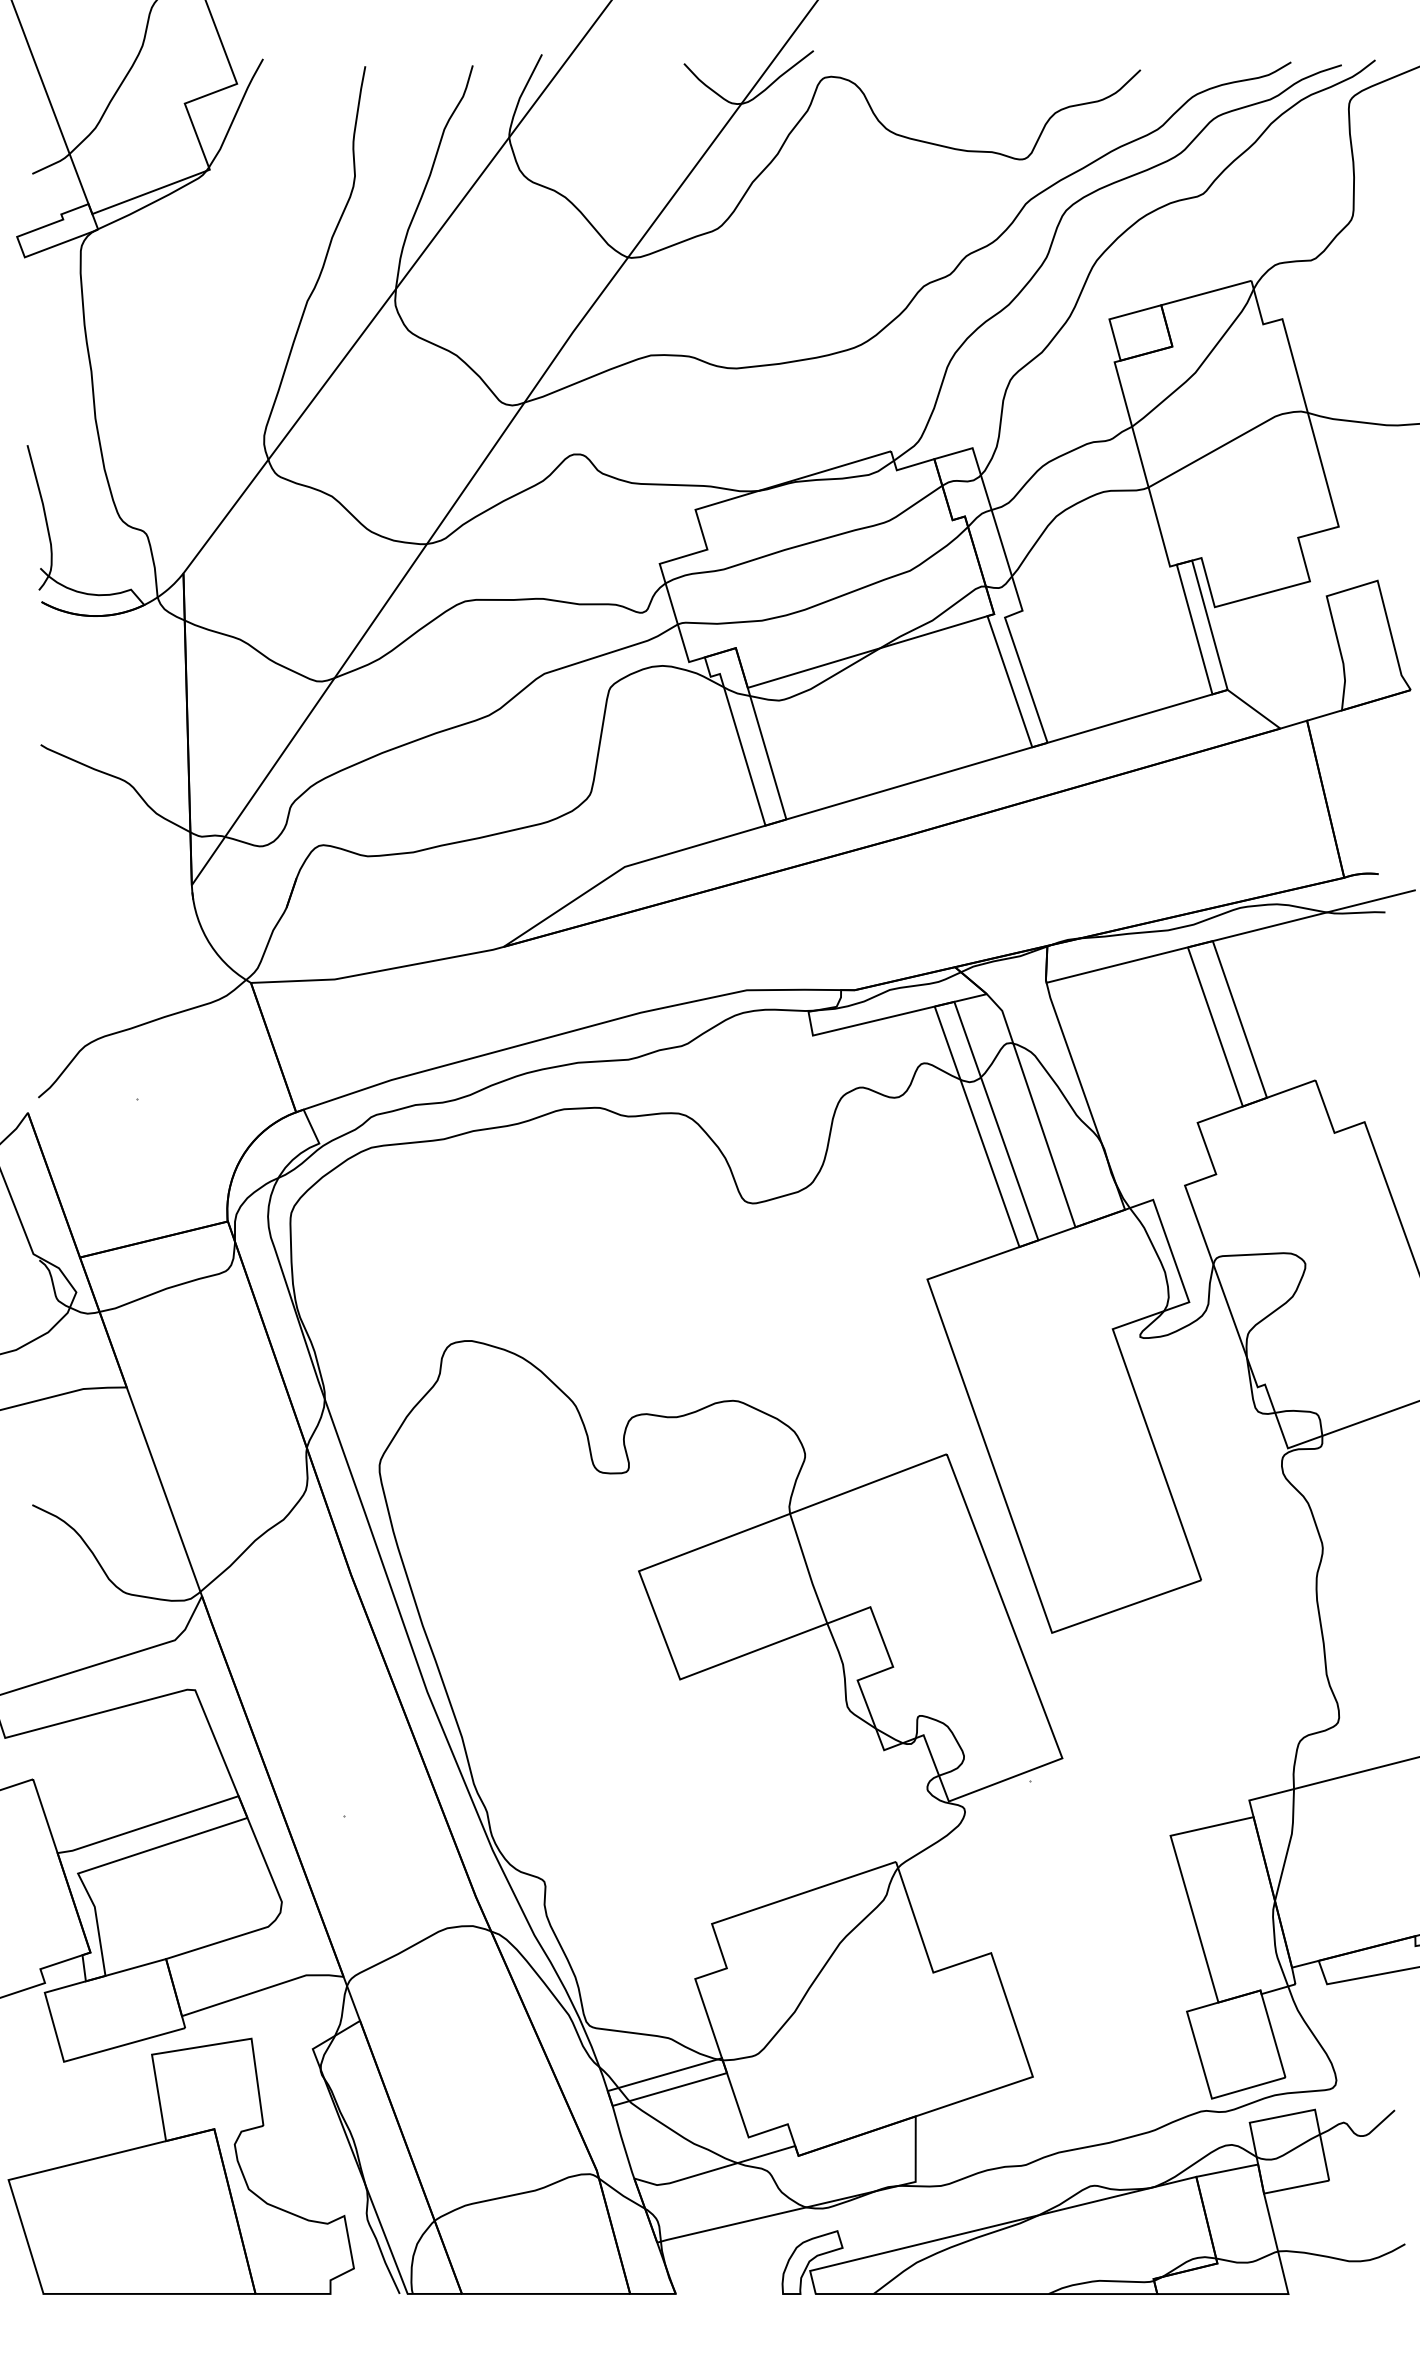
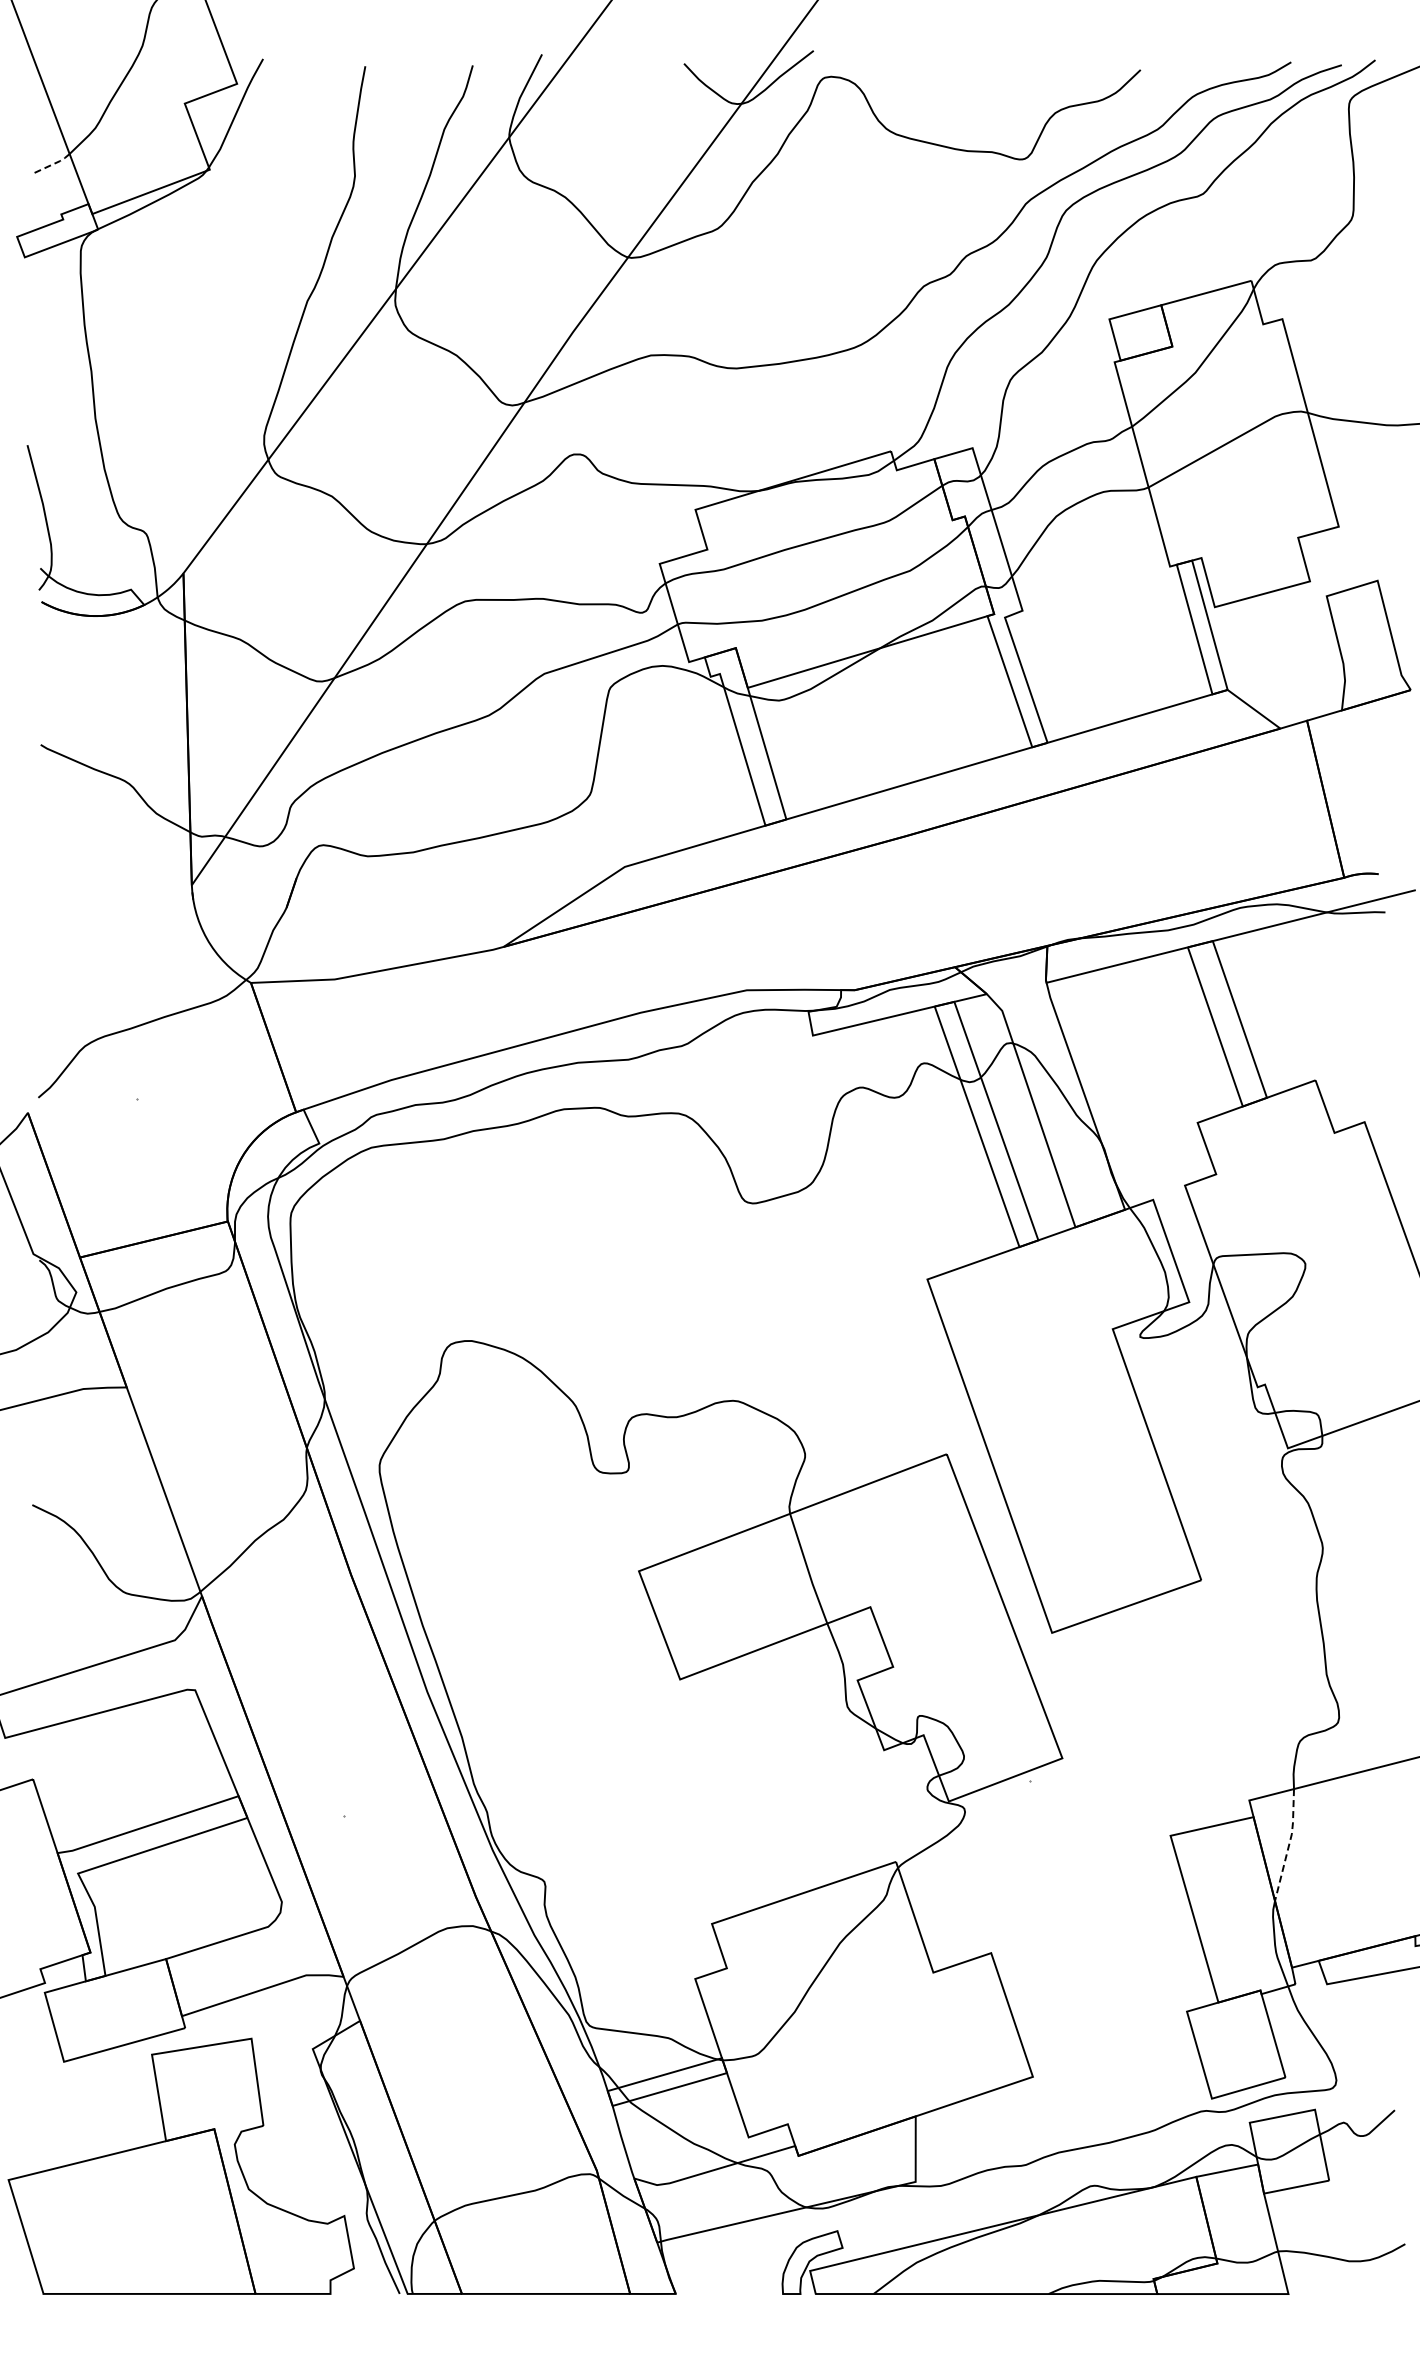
line: solid -> dashed (52, 164)
line: solid -> dashed (1289, 1844)
